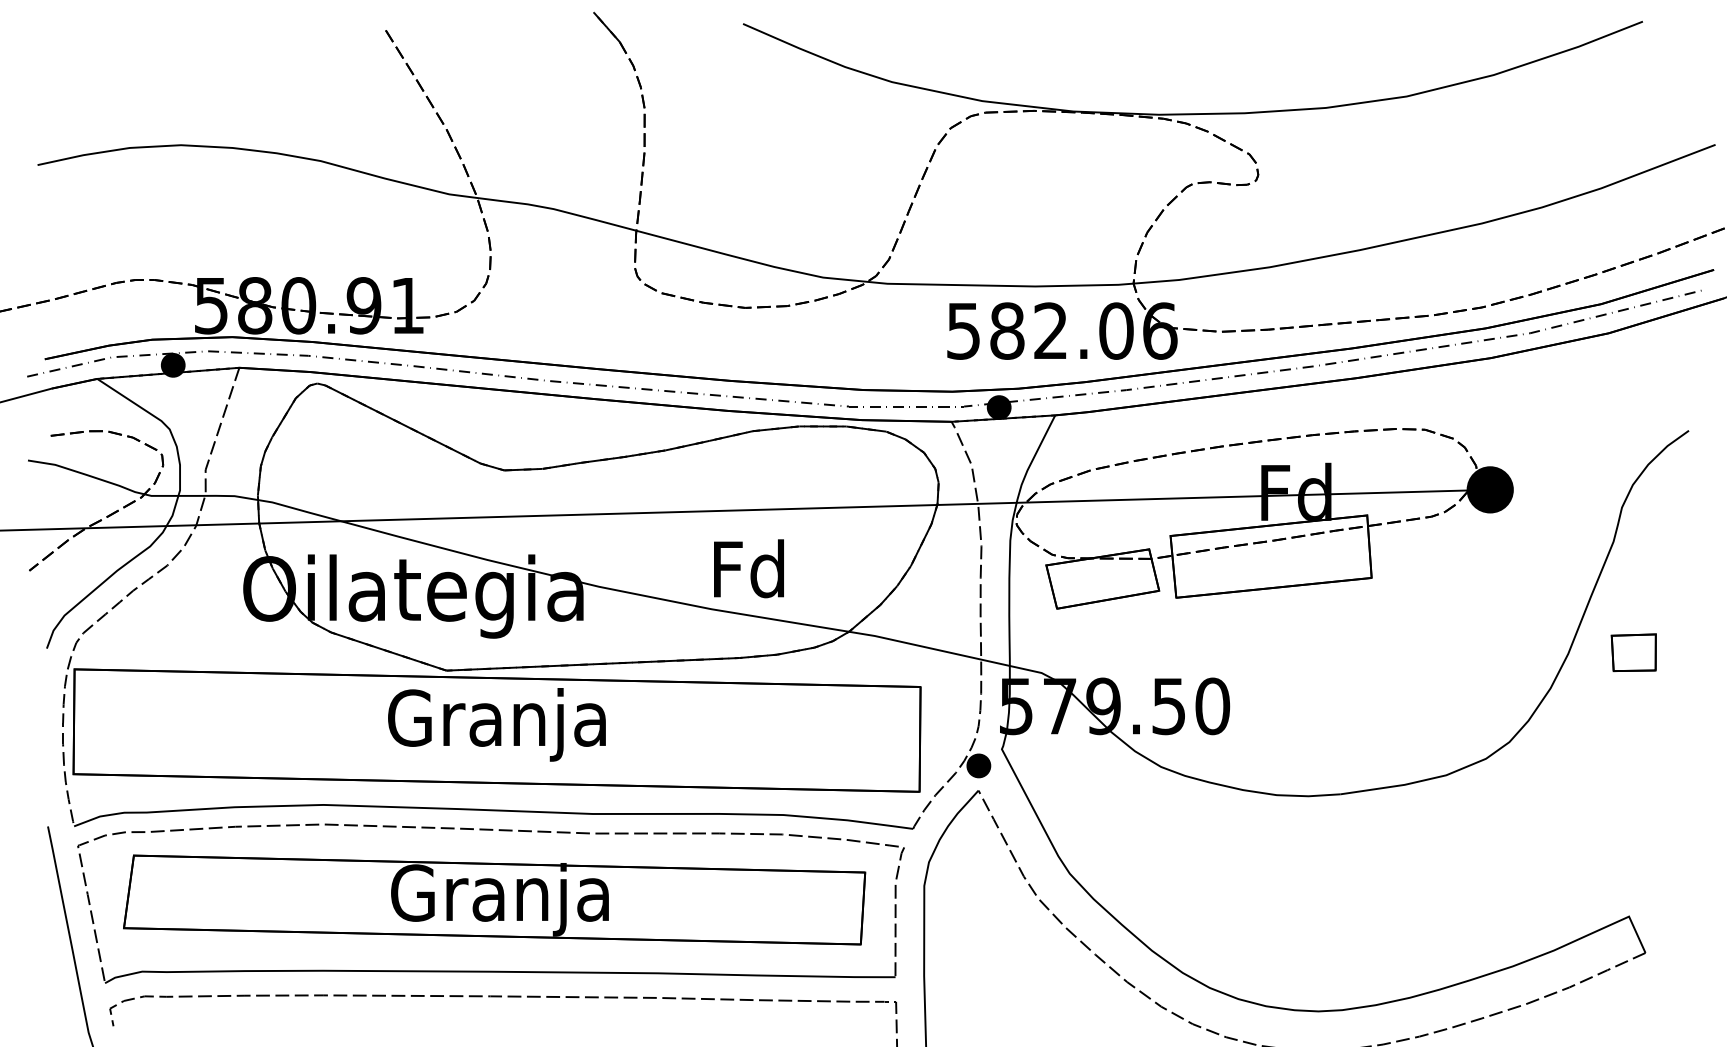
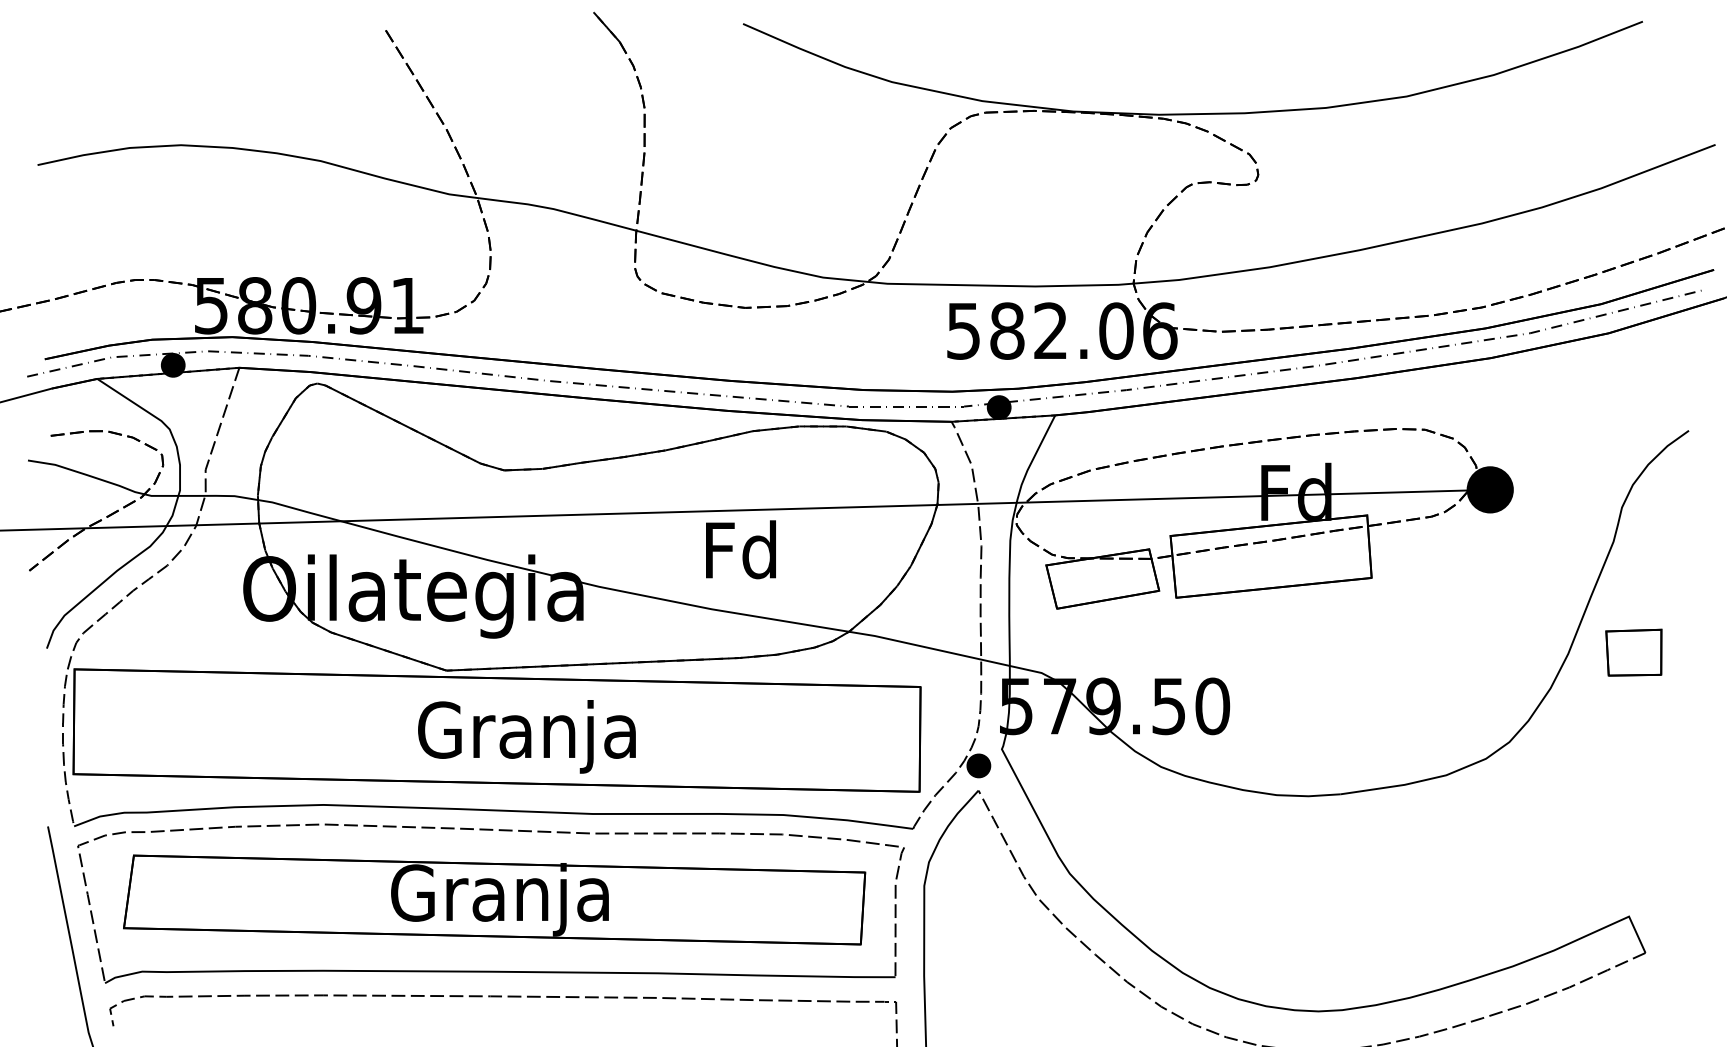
text position: (748, 568) -> (740, 549) (740, 549)
part size: 47x40 px -> 58x49 px (1633, 652)
text position: (496, 724) -> (526, 736) (526, 736)
